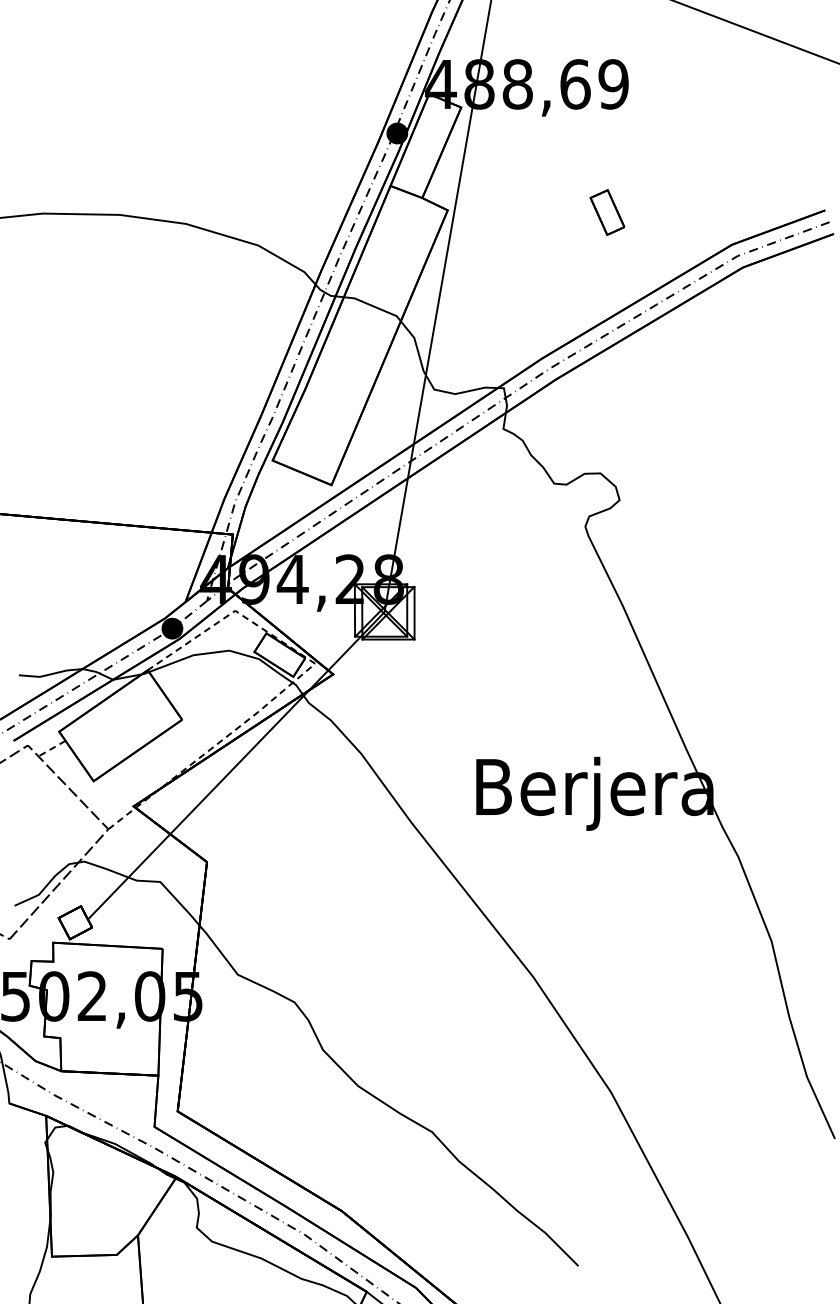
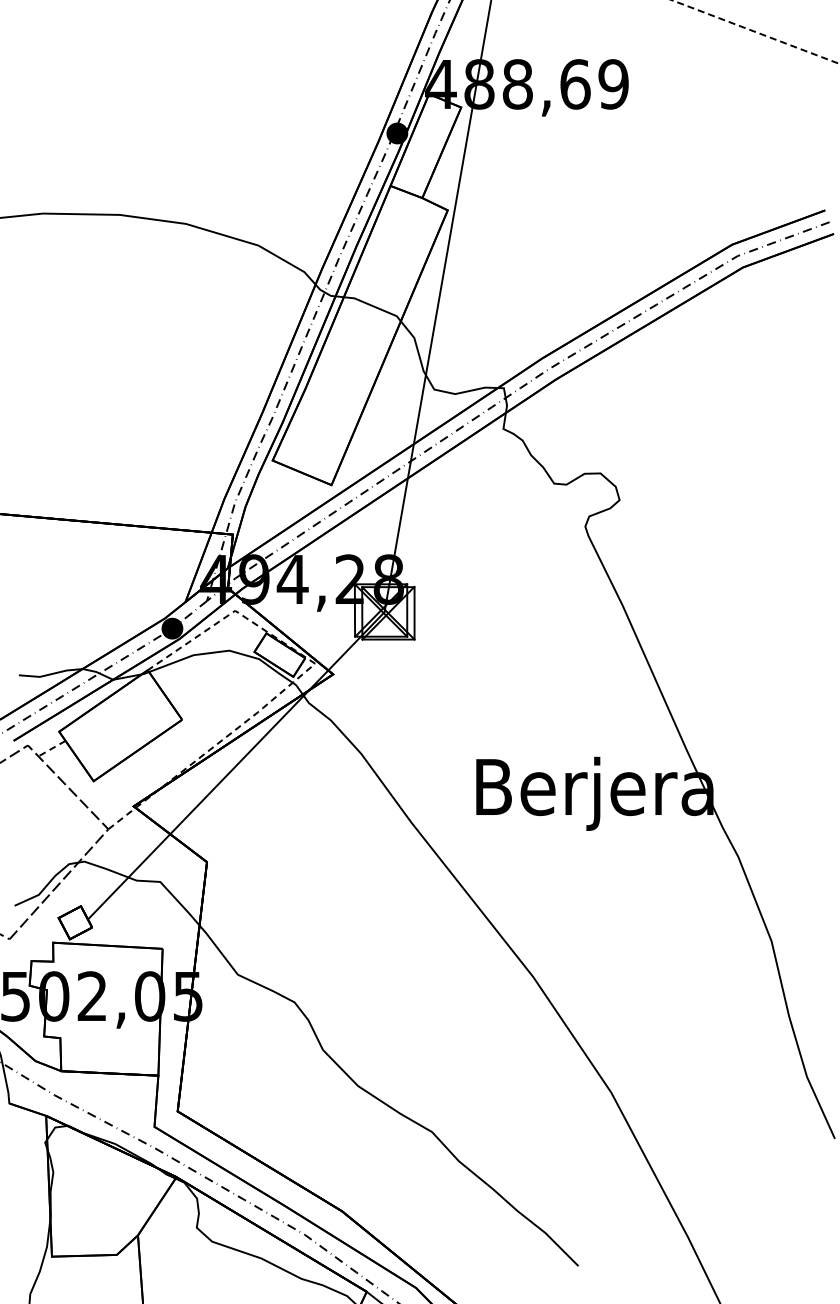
line: solid -> dashed (755, 32)
part: present -> none (607, 212)
